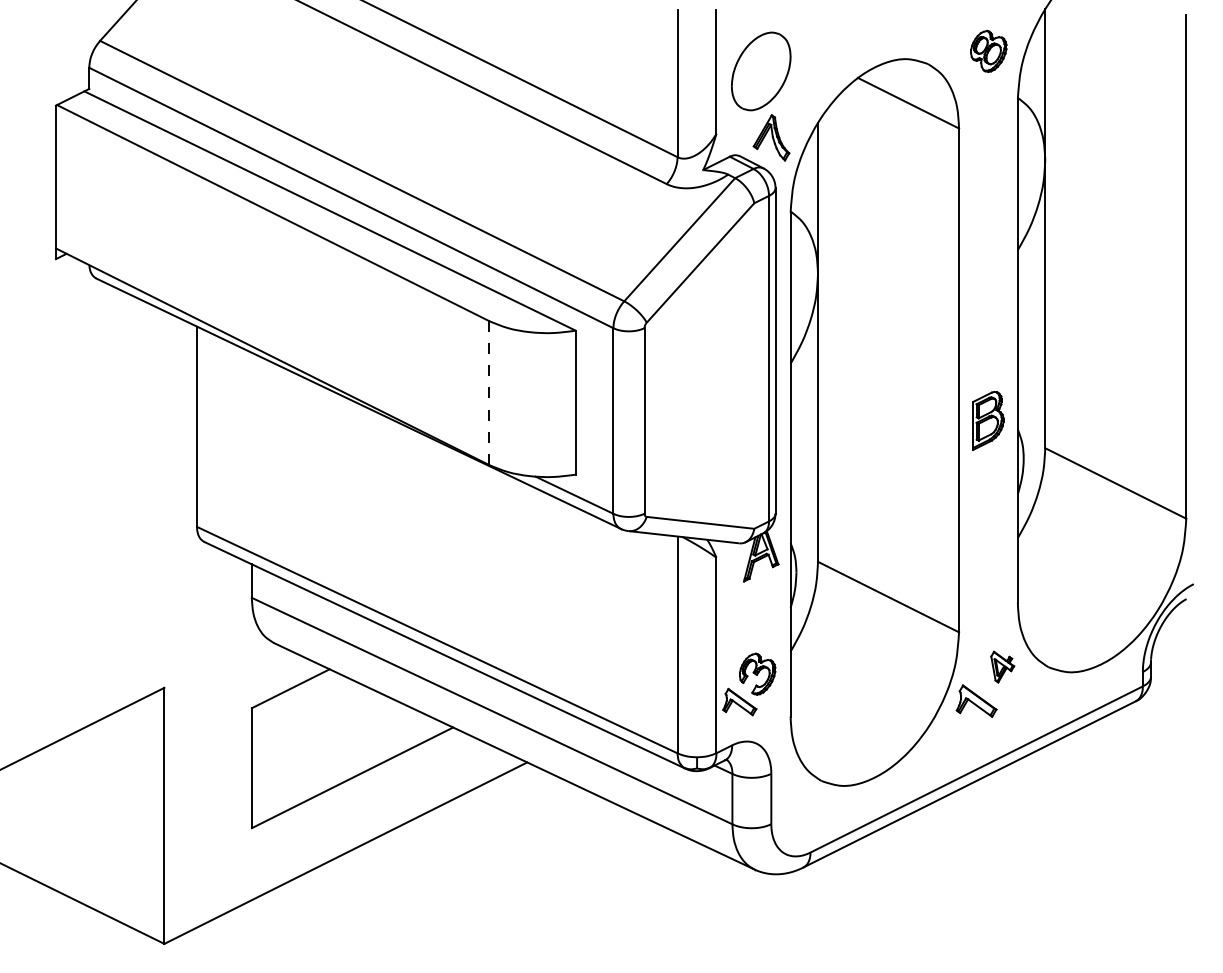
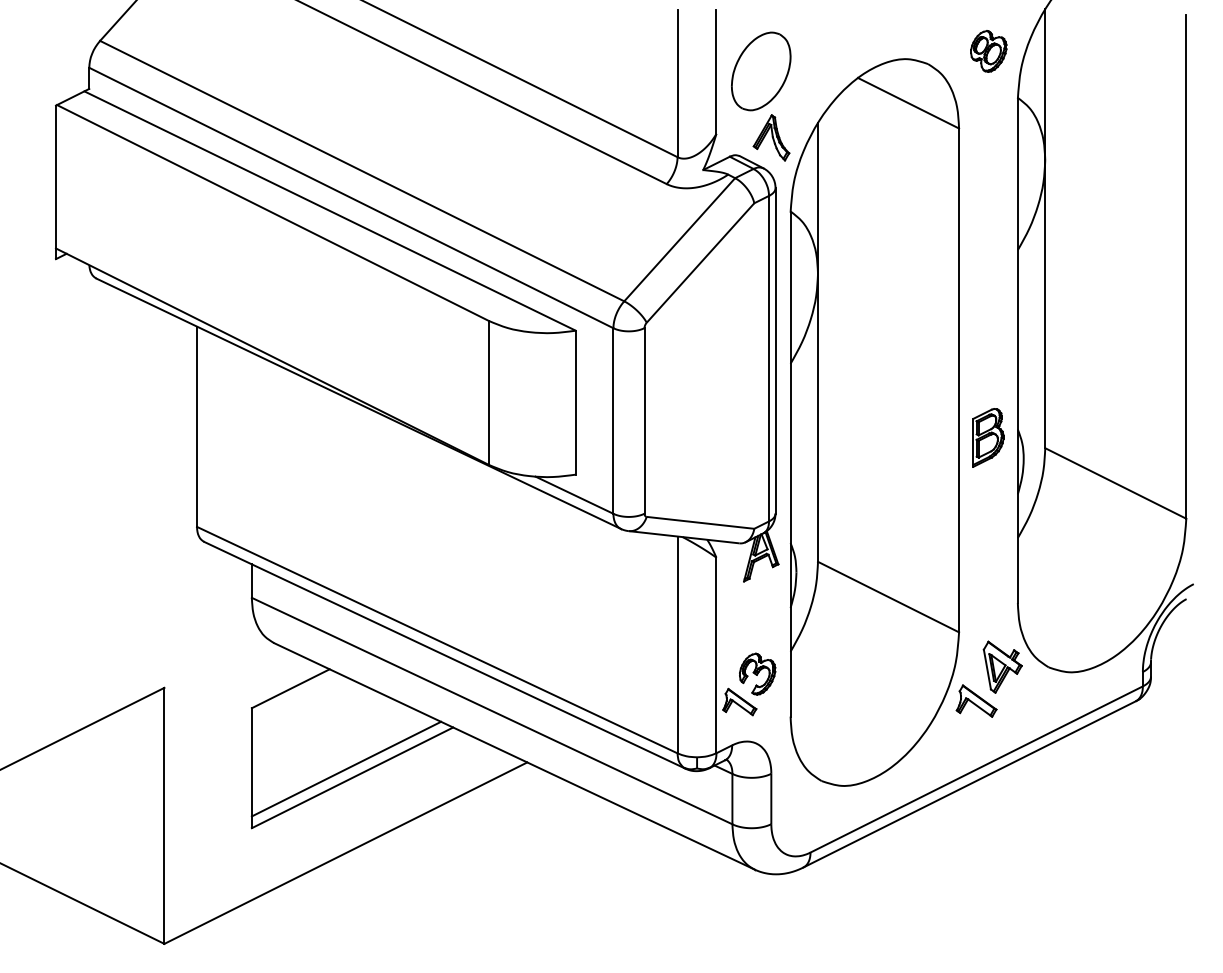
line: dashed -> solid (488, 392)
part position: (988, 420) -> (988, 437) (988, 437)
part size: 26x34 px -> 41x54 px (1002, 666)
line: none -> present (346, 768)
